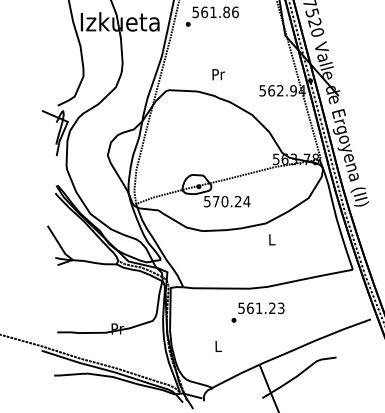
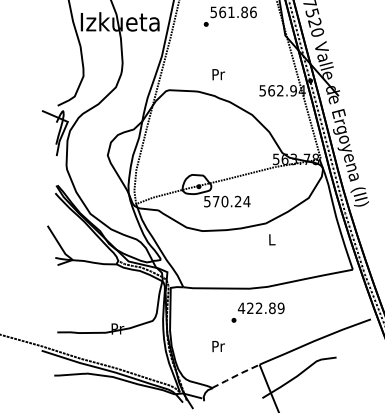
text position: (211, 16) -> (229, 16) (229, 16)
text: 561.23 -> 422.89 (260, 308)
text: L -> Pr (218, 346)
line: solid -> dashed (235, 375)
